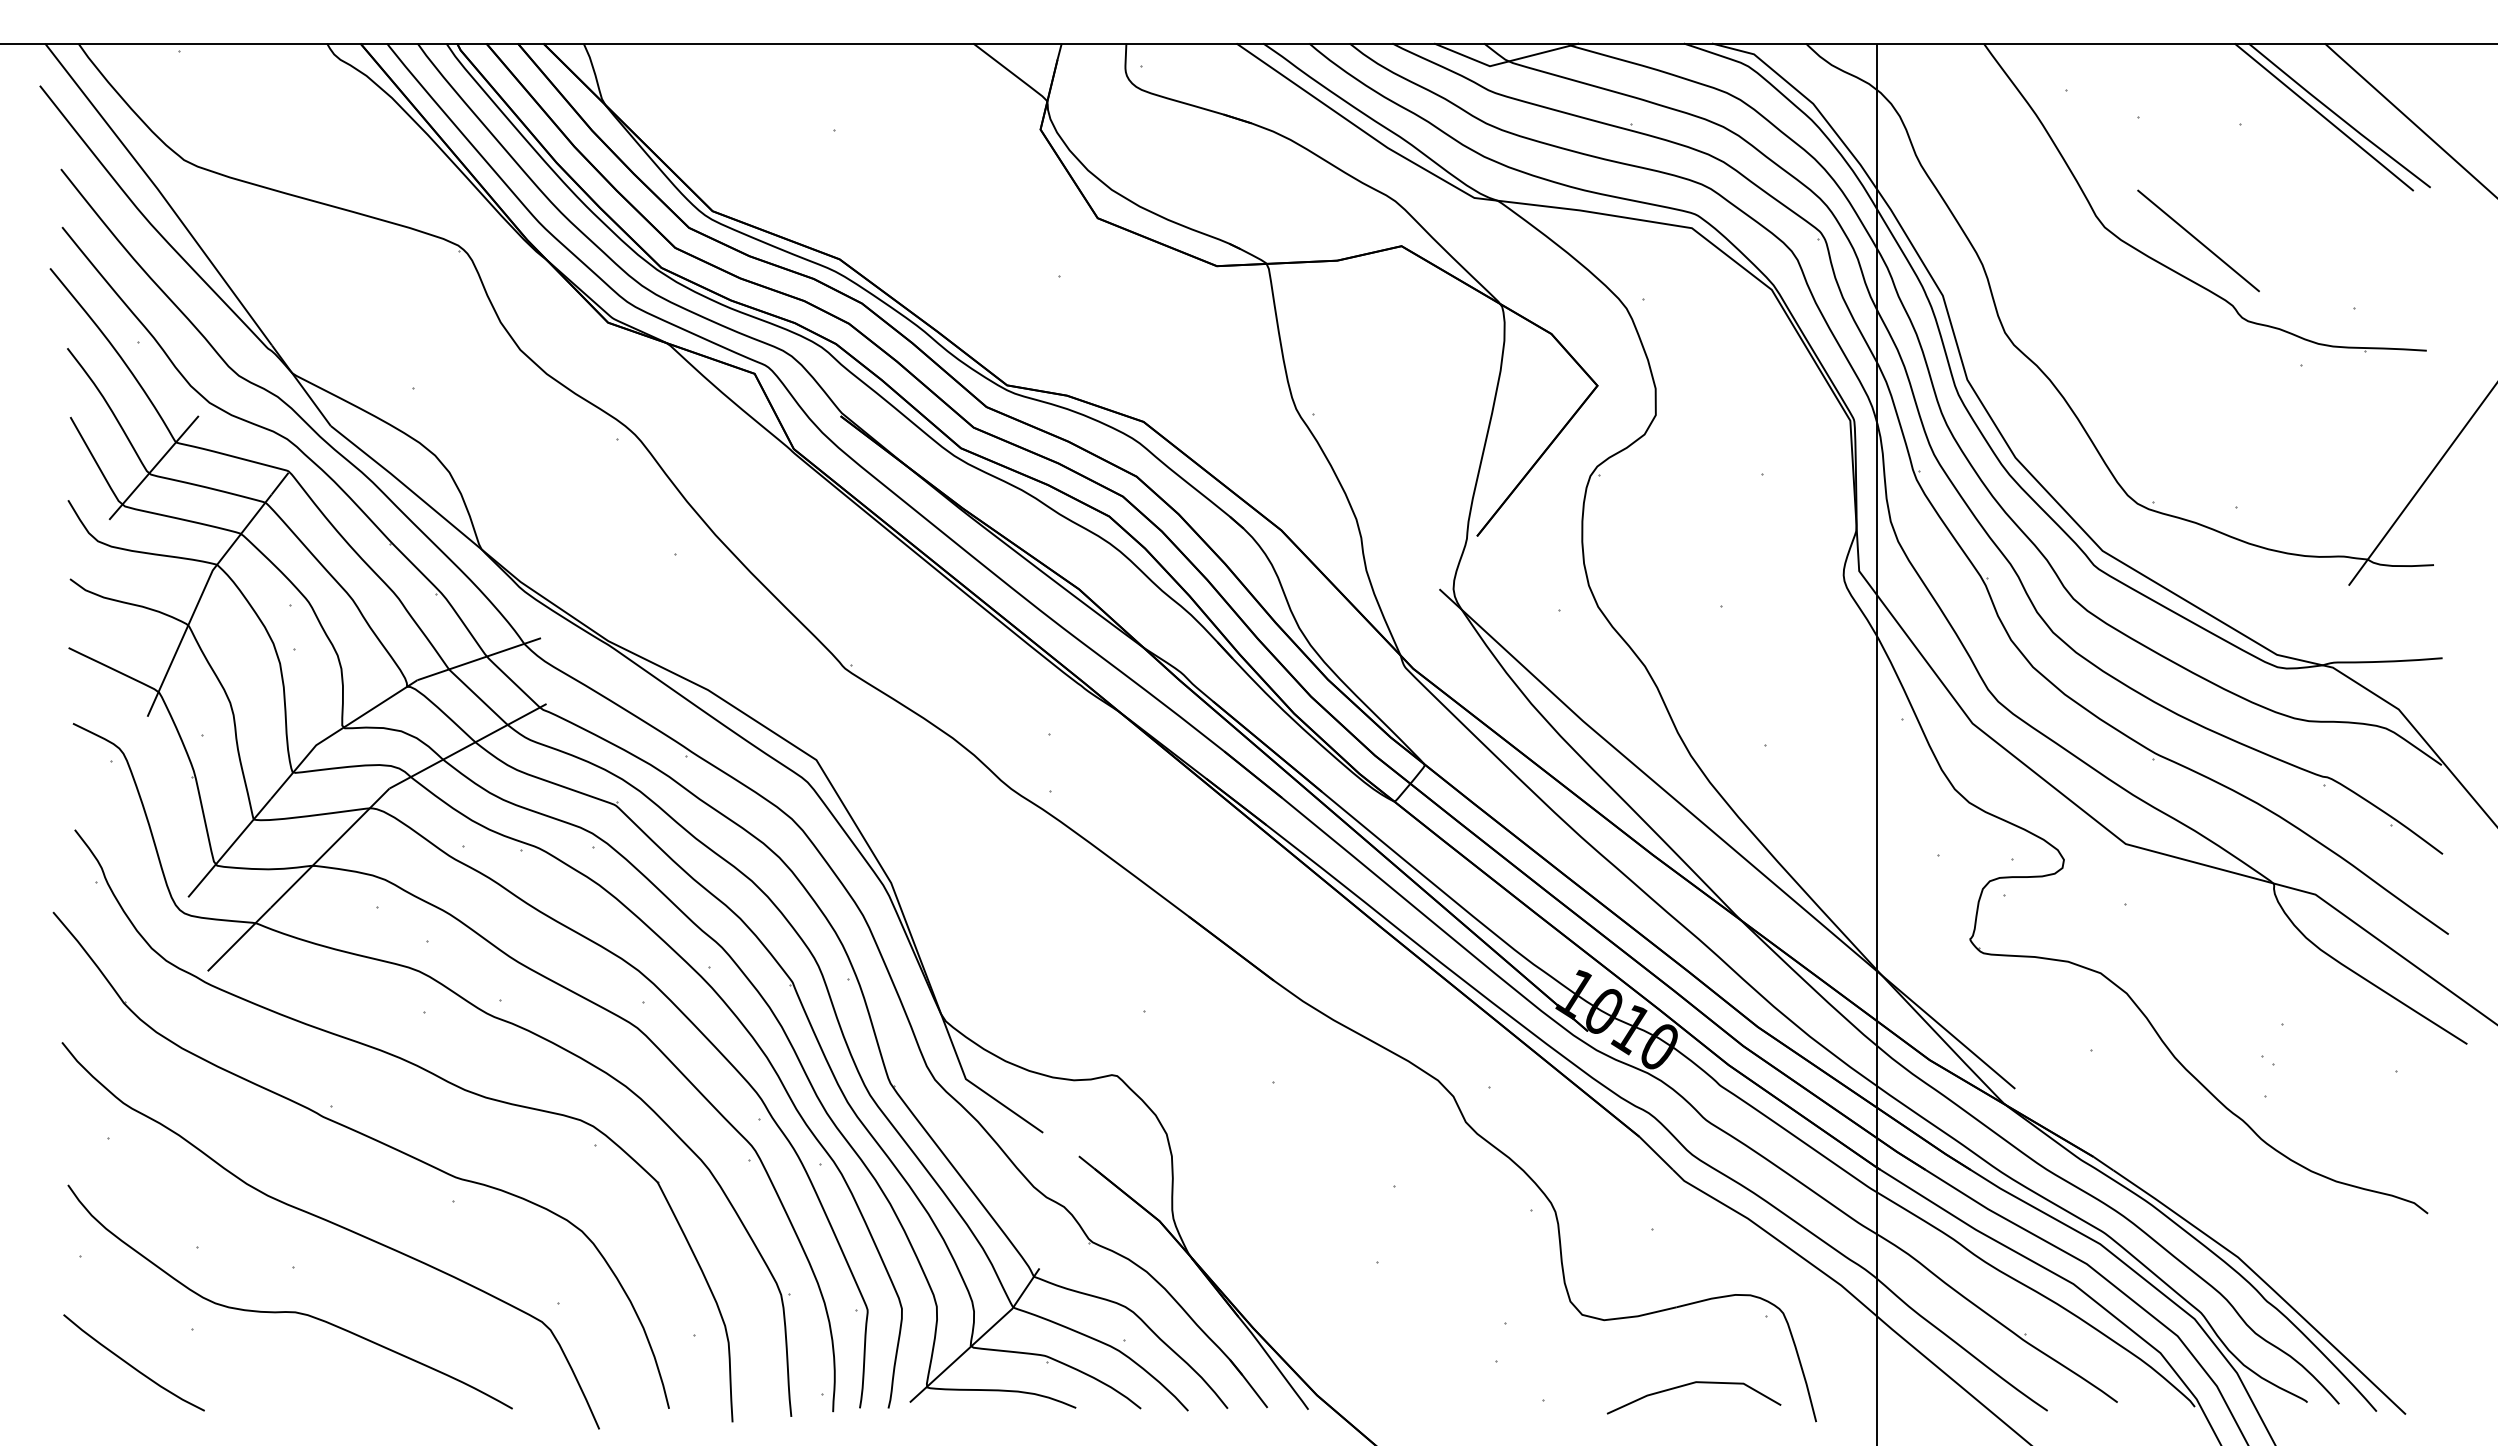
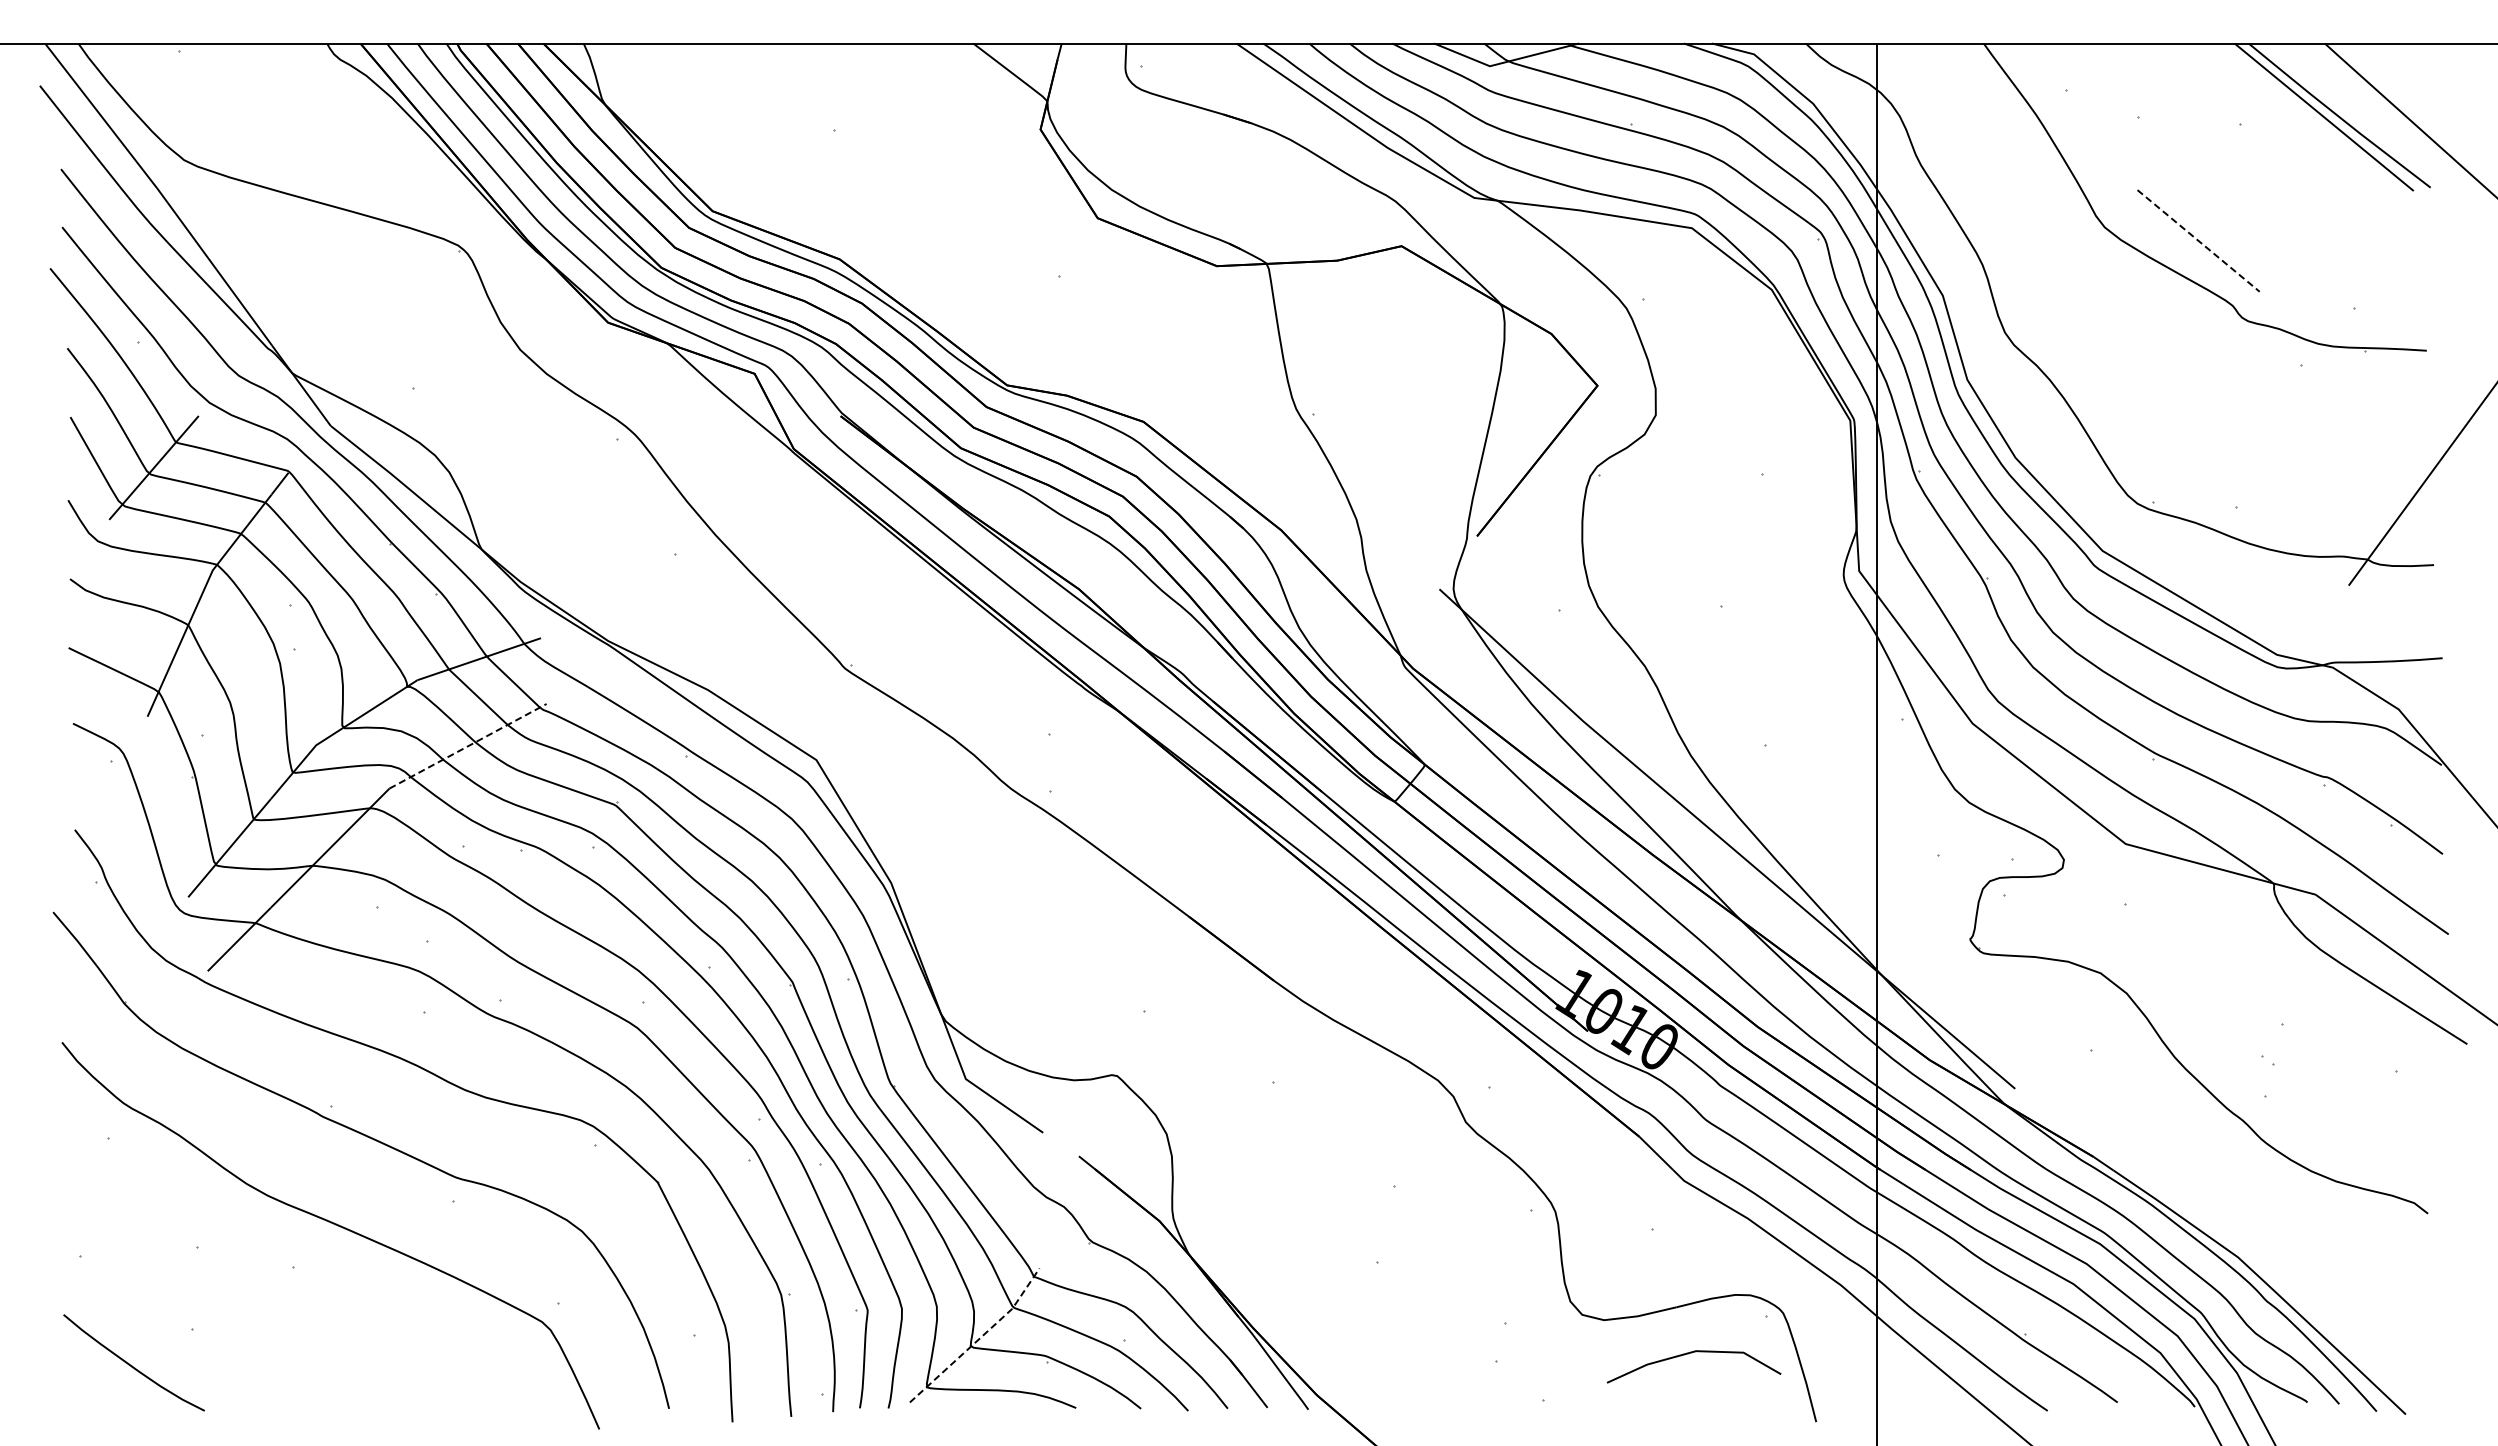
line: solid -> dashed (2198, 241)
line: solid -> dashed (468, 746)
curve: present -> none (289, 1311)
line: solid -> dashed (979, 1338)
line position: (1688, 1385) -> (1688, 1354) (1688, 1354)
